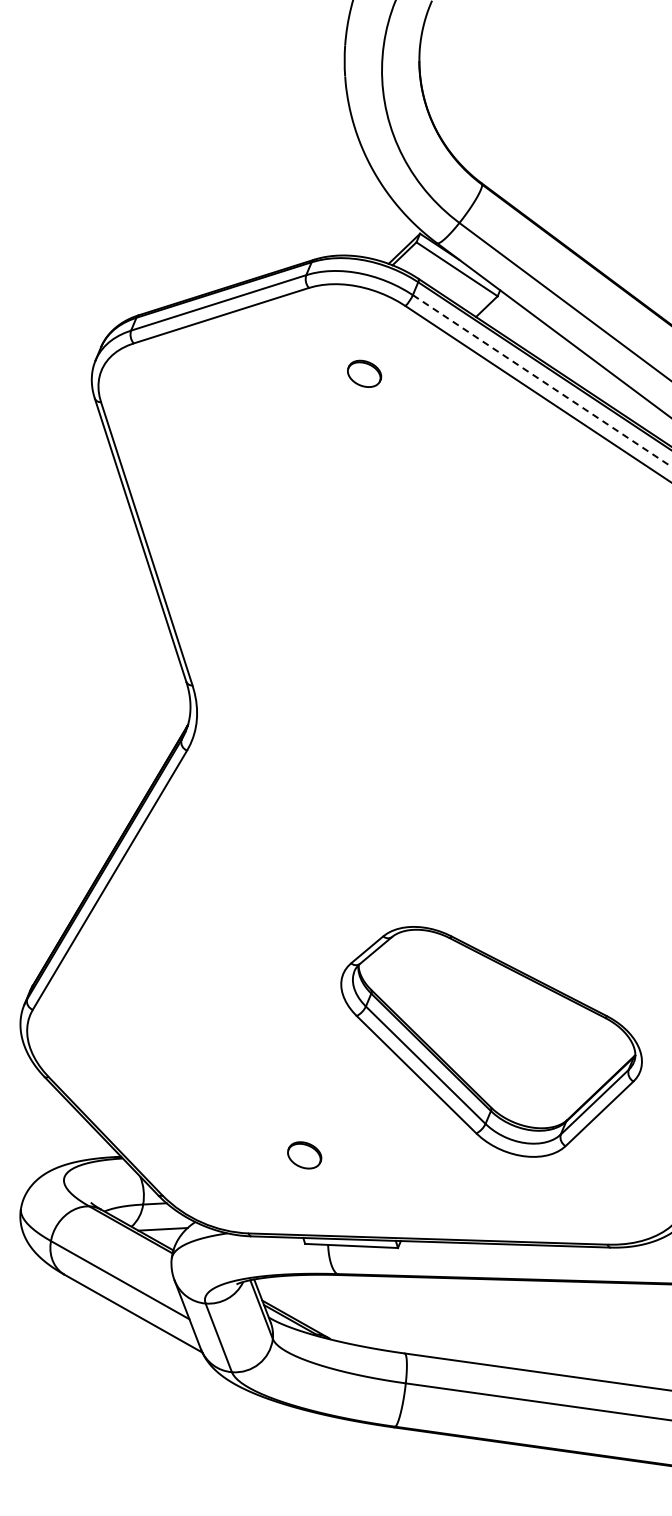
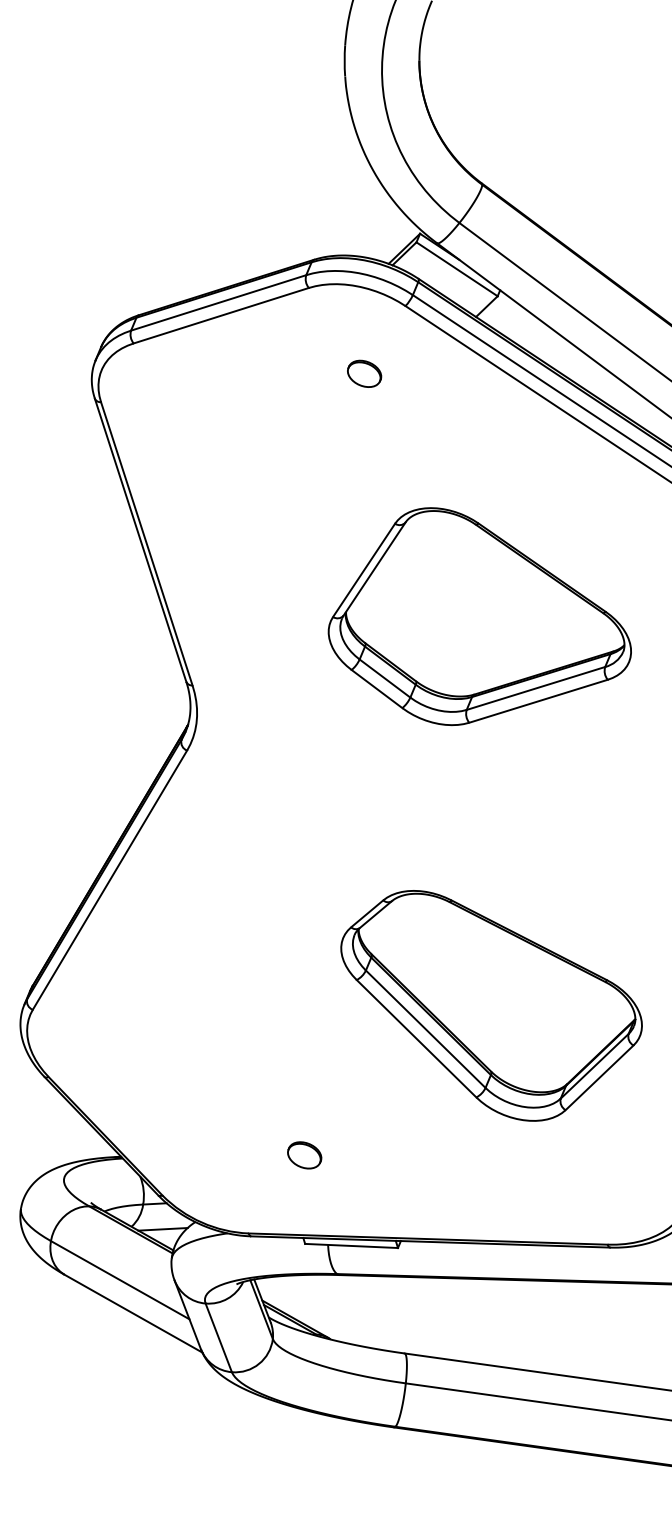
line: dashed -> solid (542, 381)
part: none -> present (479, 616)
part position: (491, 1041) -> (491, 1005) (491, 1005)
